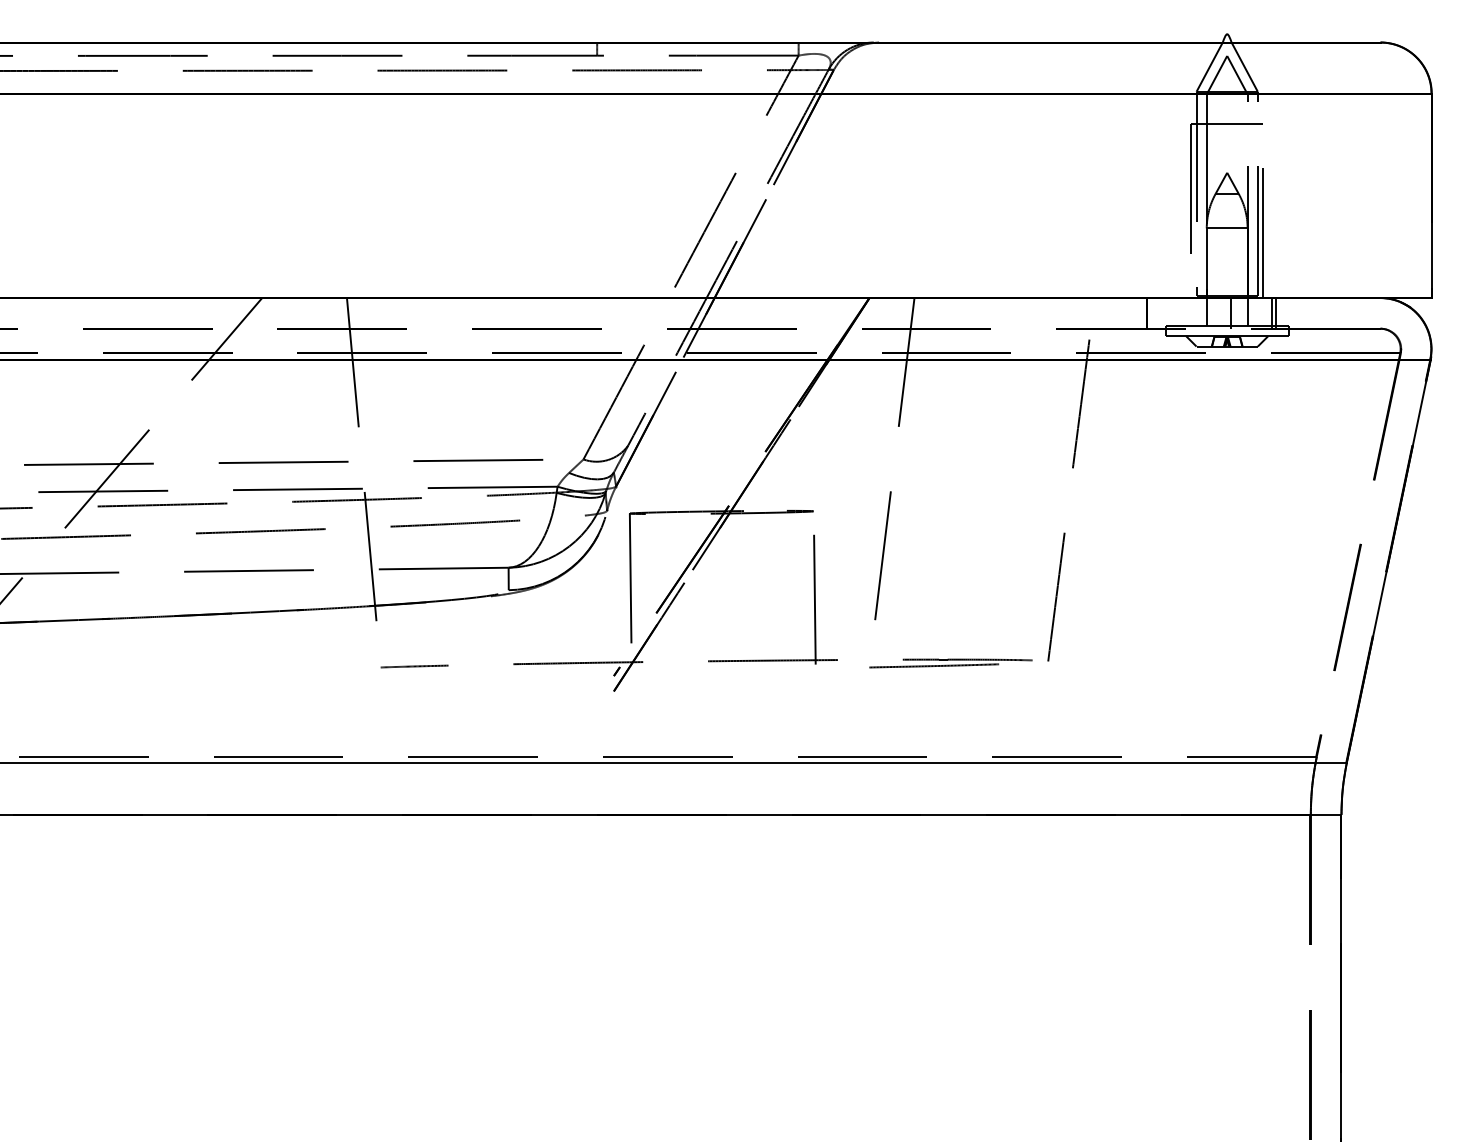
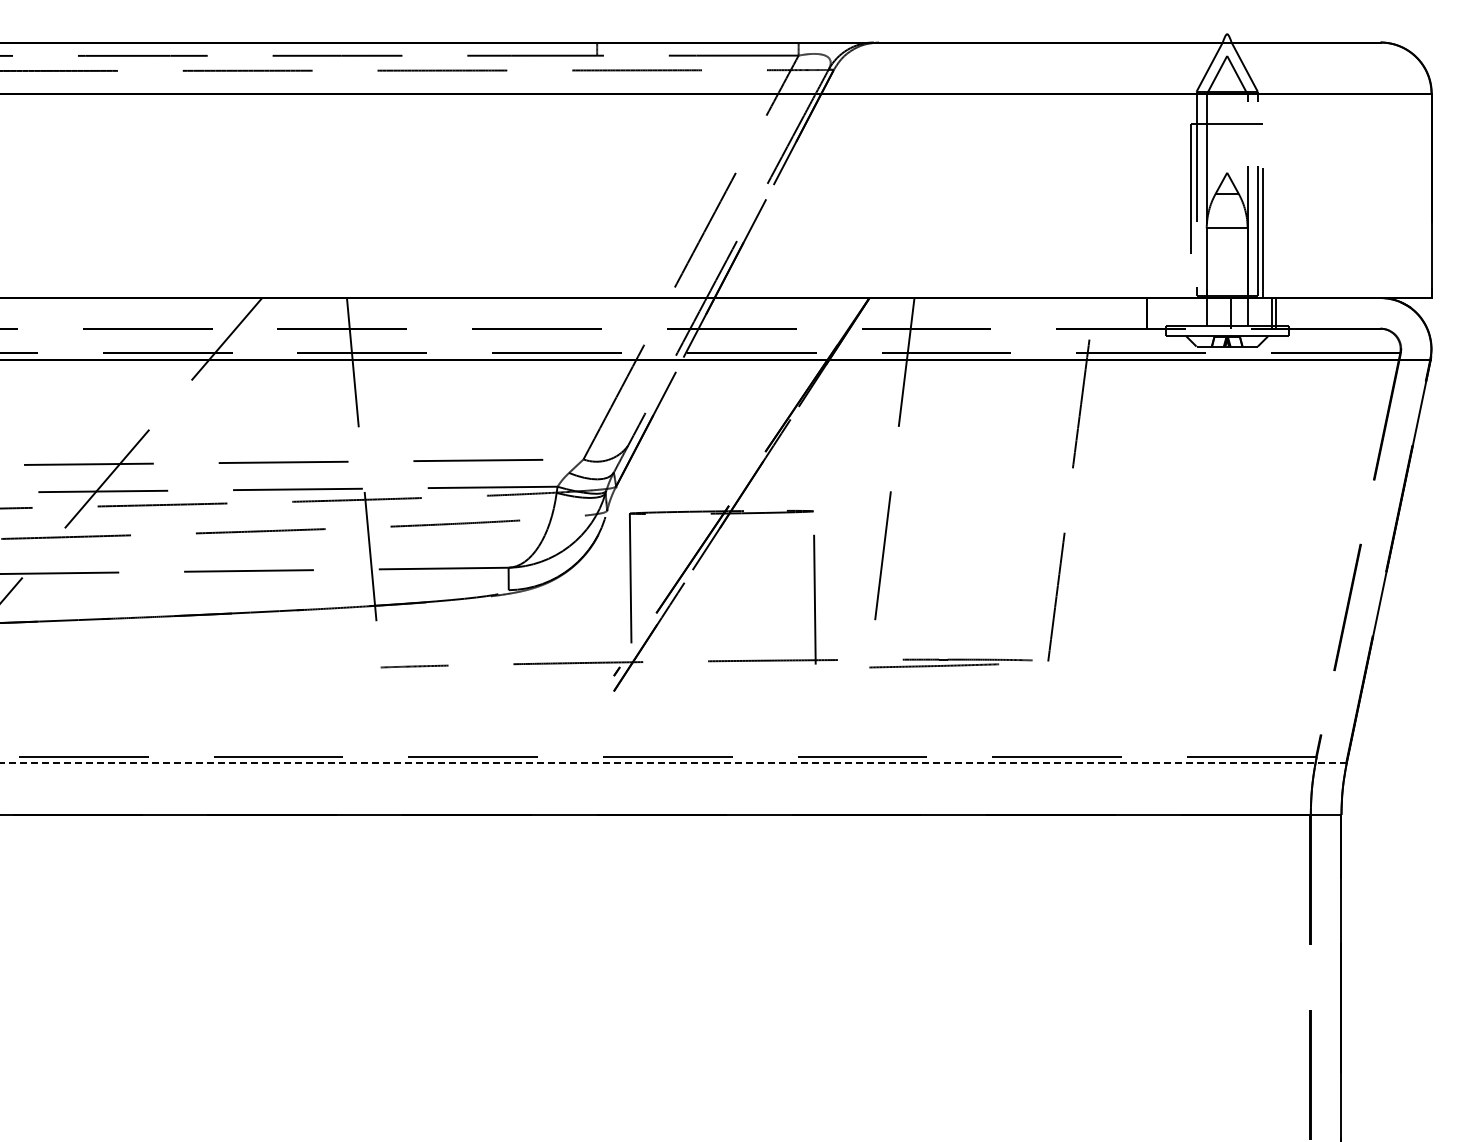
line: solid -> dashed (673, 762)
